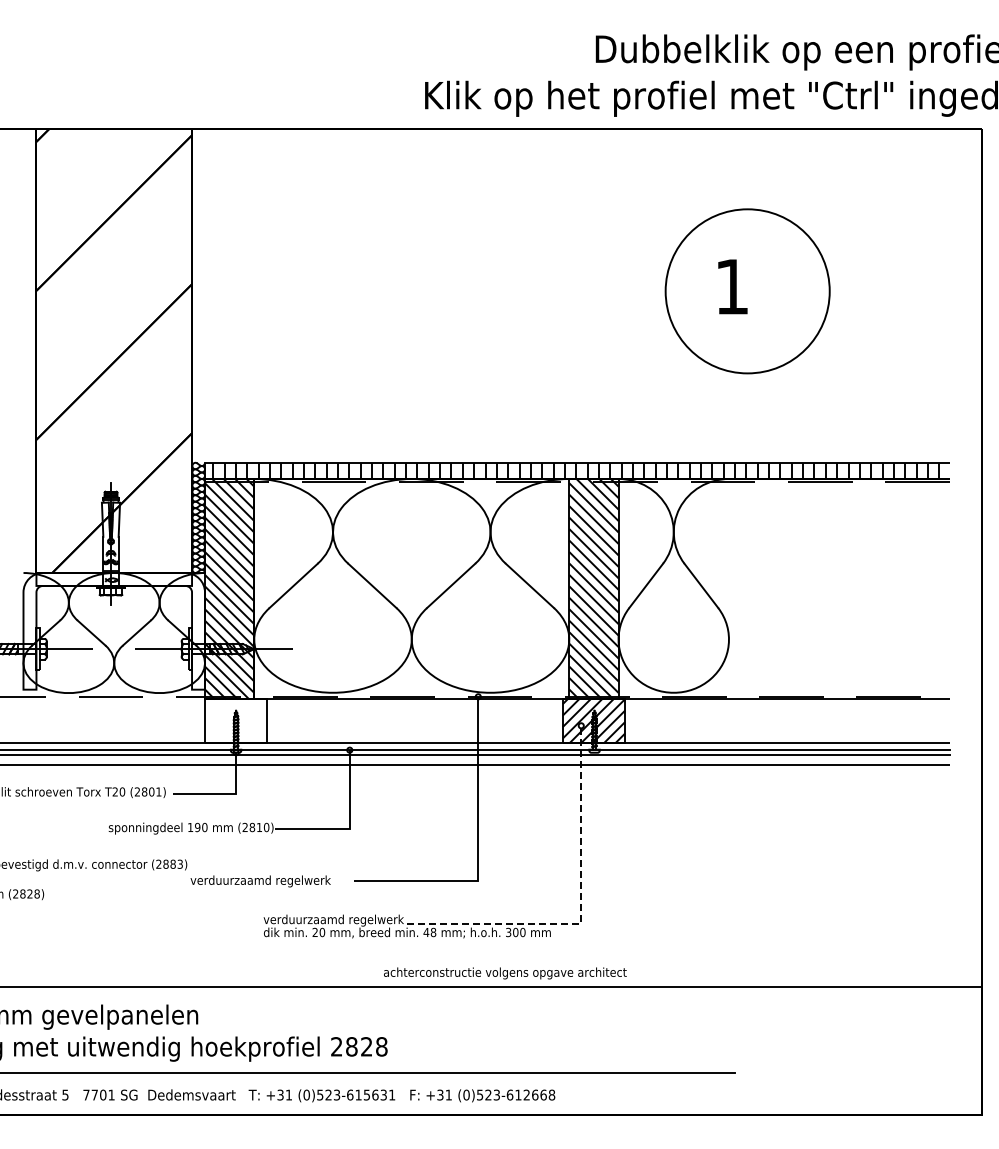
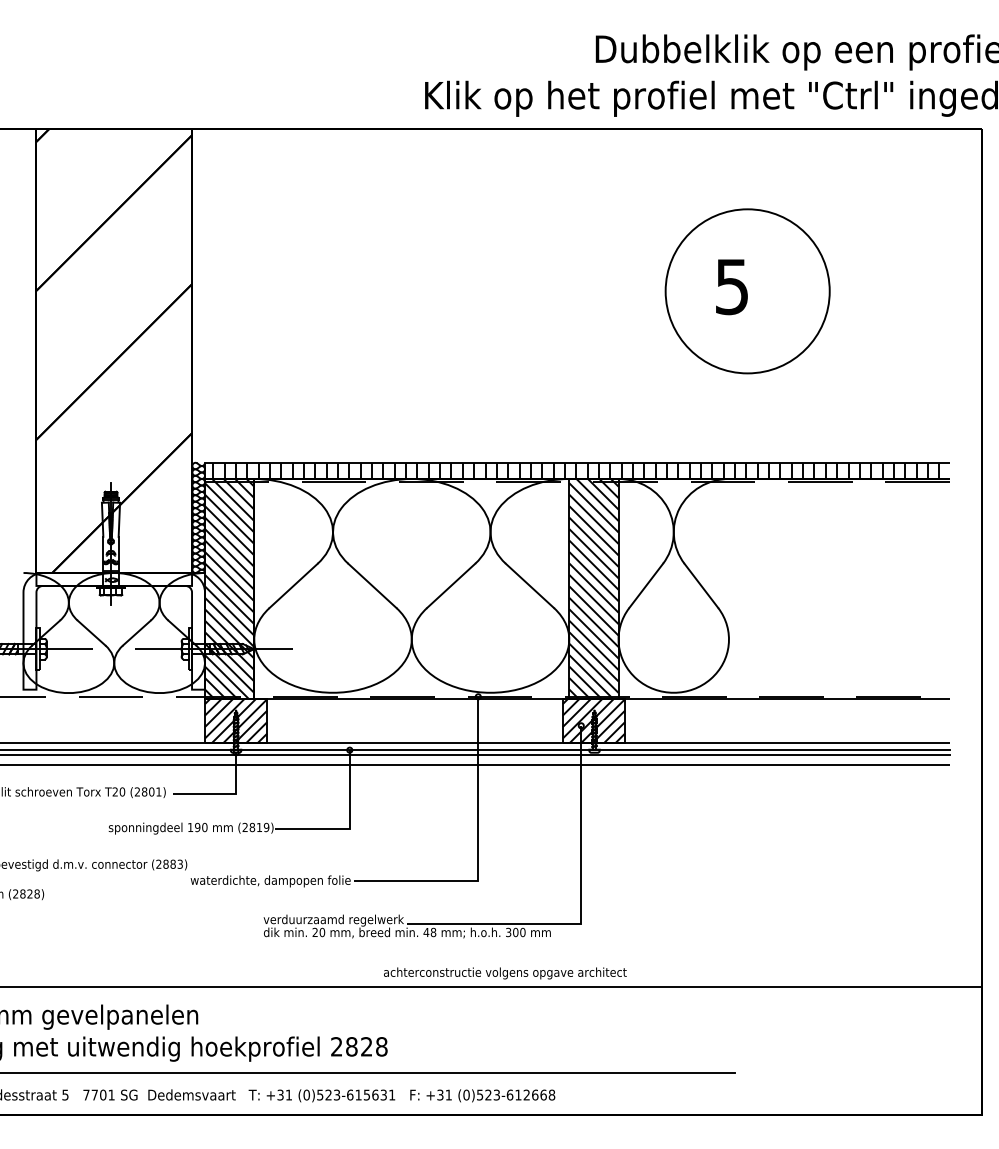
text: 1 -> 5 (731, 287)
hatch: none -> present (236, 720)
text: (2810) -> (2819) (266, 827)
text: verduurzaamd regelwerk -> waterdichte, dampopen folie (270, 881)
line: dashed -> solid (581, 912)
